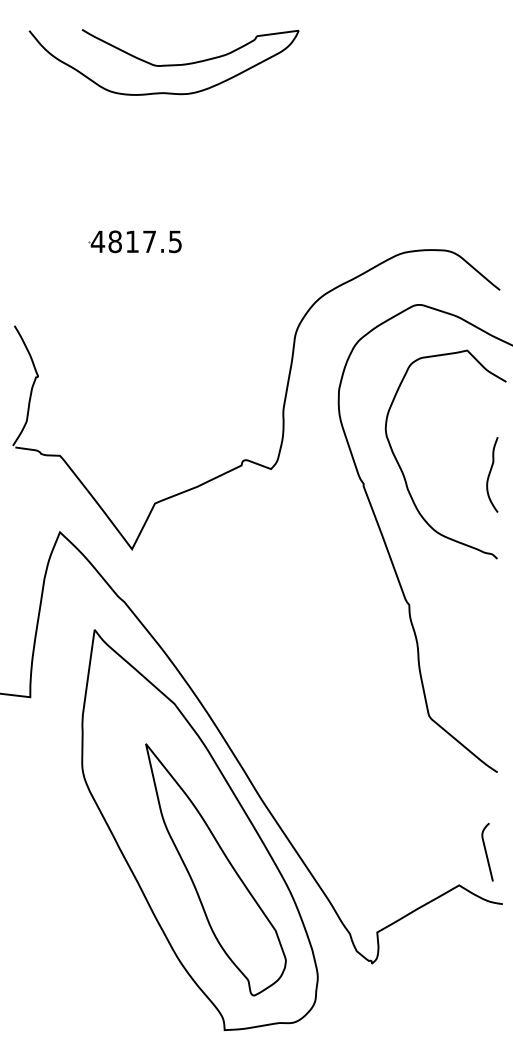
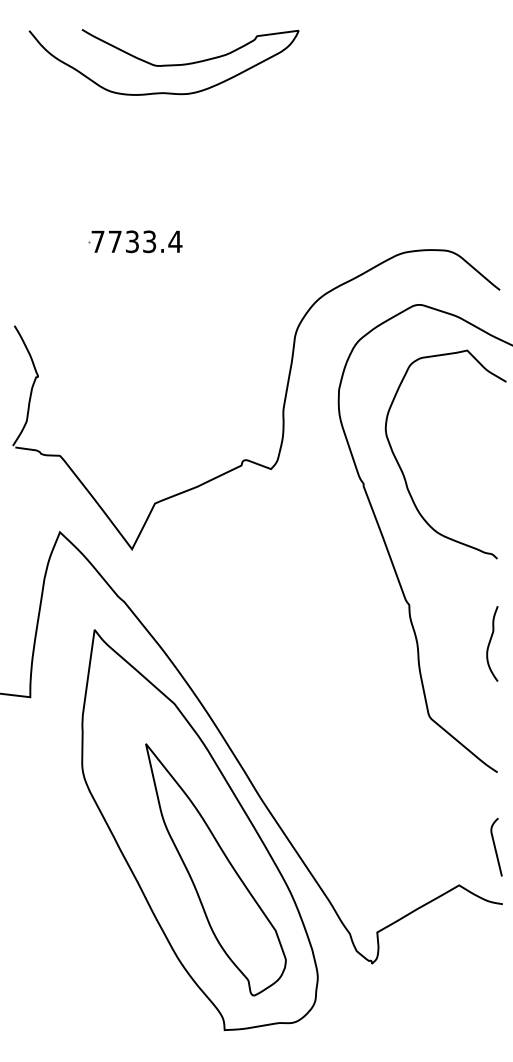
text: 4817.5 -> 7733.4 (136, 241)
curve position: (490, 474) -> (490, 643) (490, 643)
curve position: (486, 851) -> (495, 846) (495, 846)
